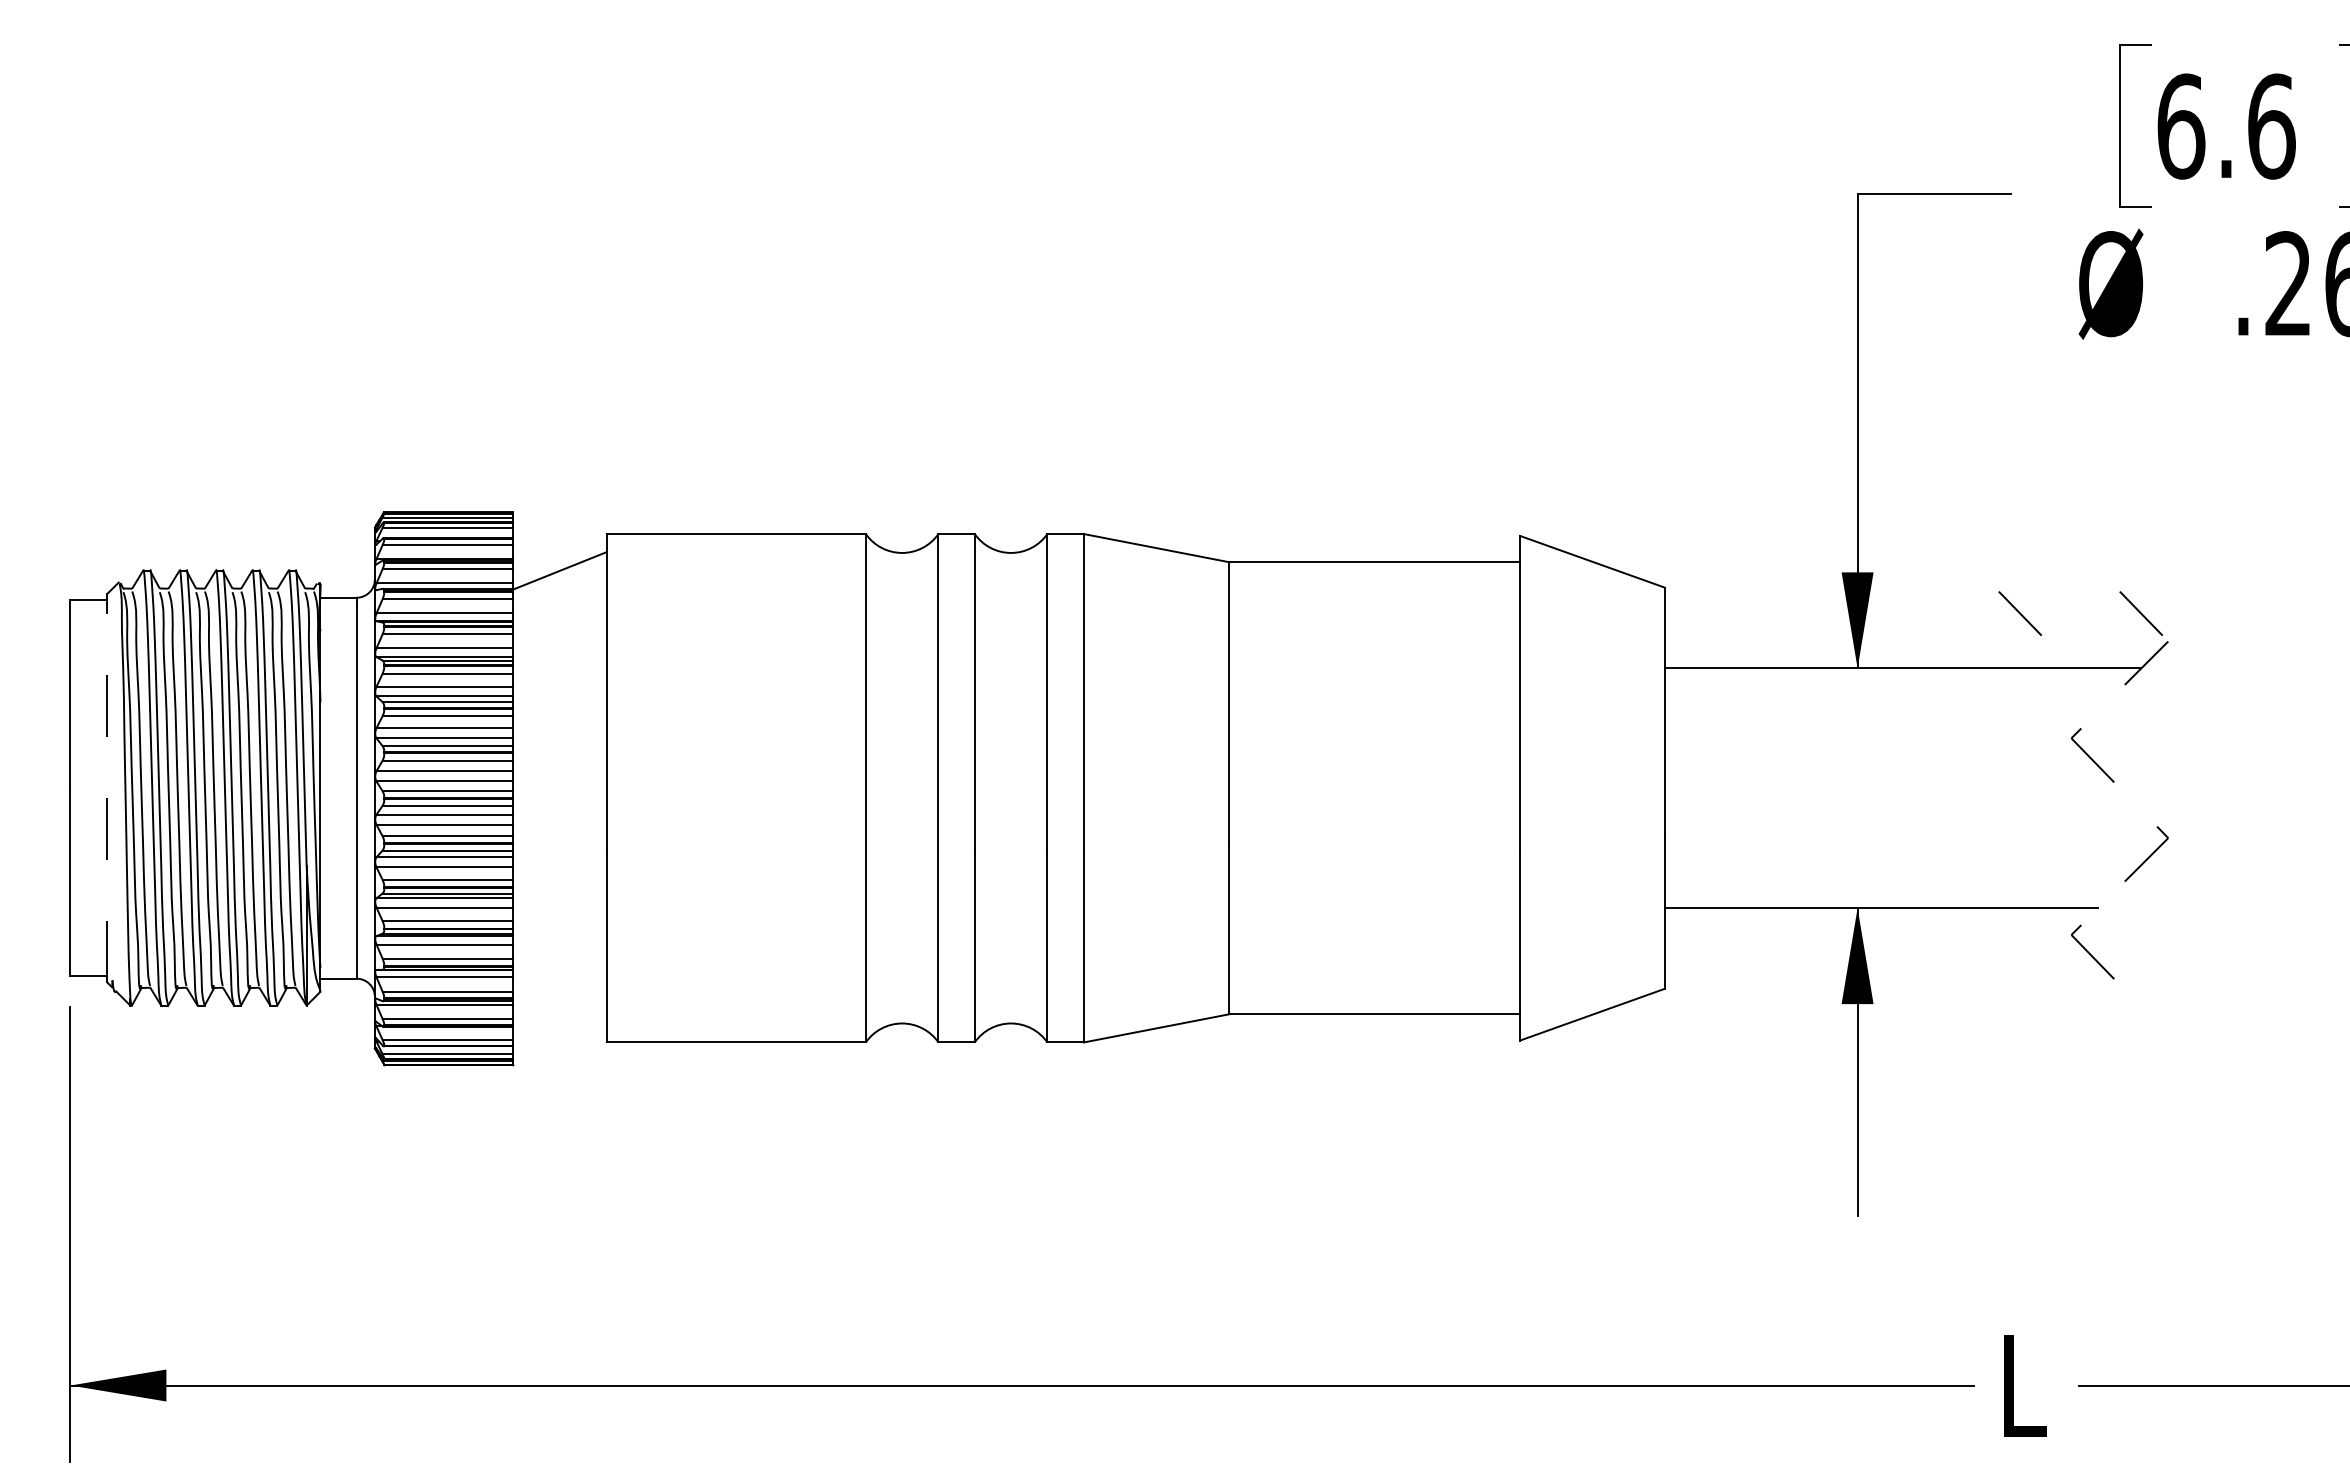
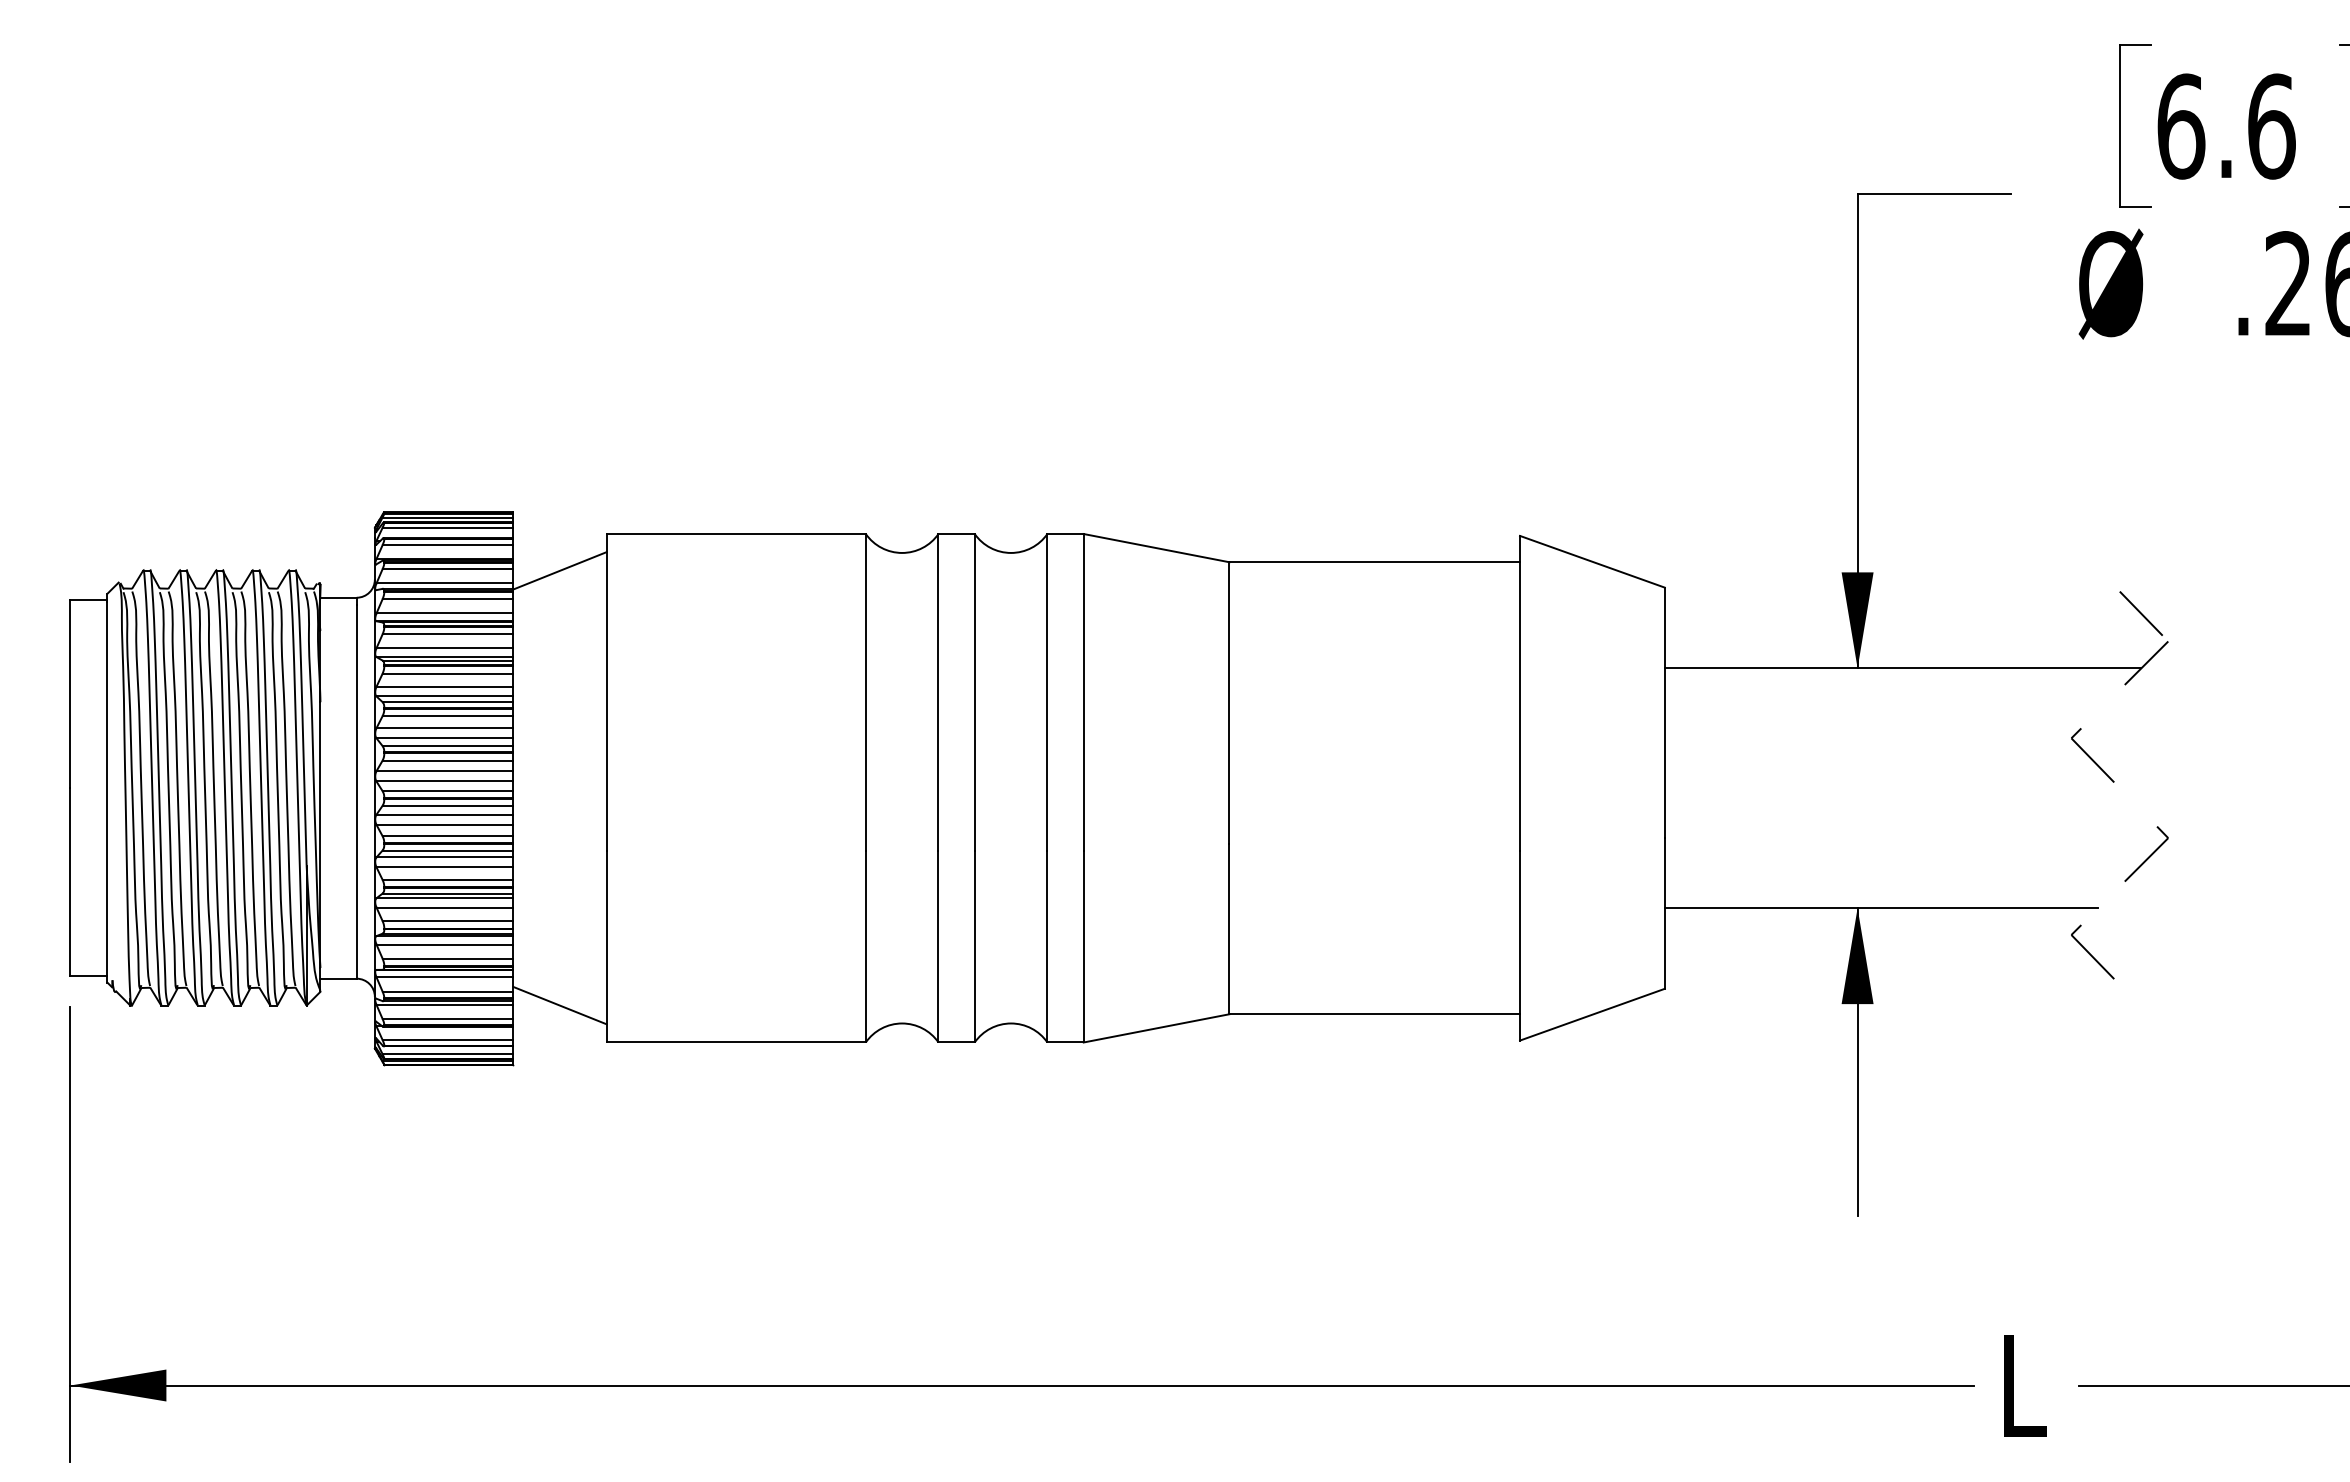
line: present -> none (2019, 613)
line: dashed -> solid (107, 791)
line: none -> present (559, 1005)
